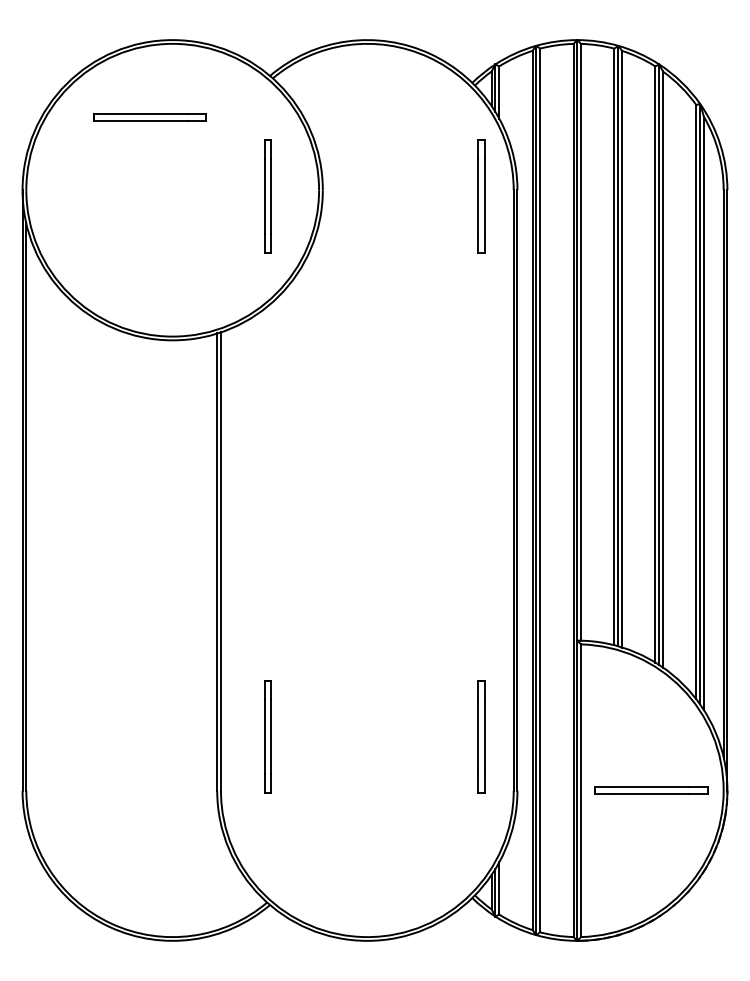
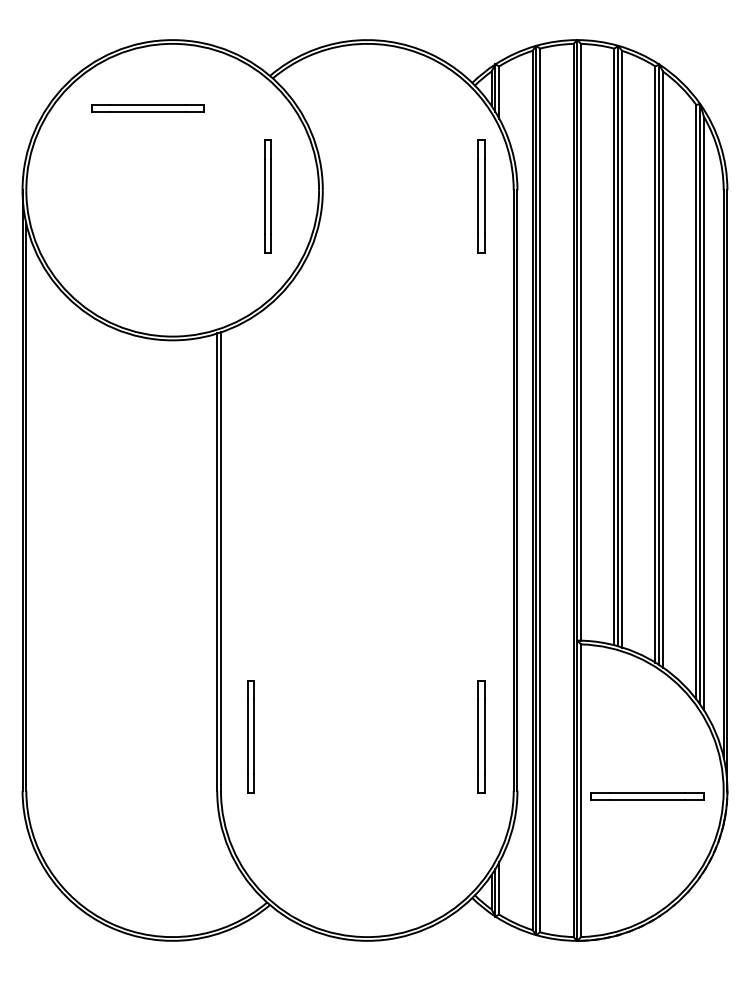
part position: (149, 117) -> (147, 108) (147, 108)
part position: (267, 736) -> (250, 736) (250, 736)
part position: (651, 790) -> (647, 796) (647, 796)
